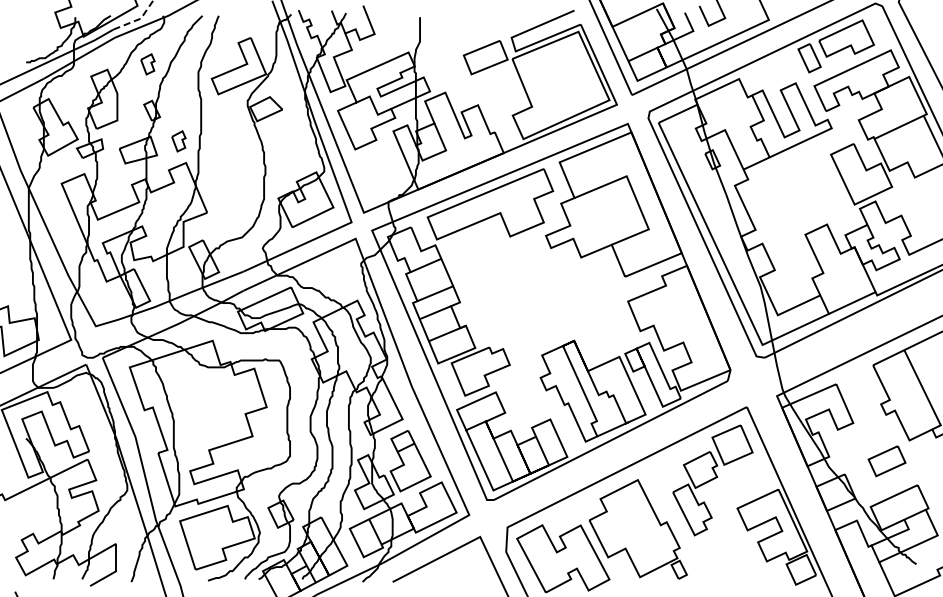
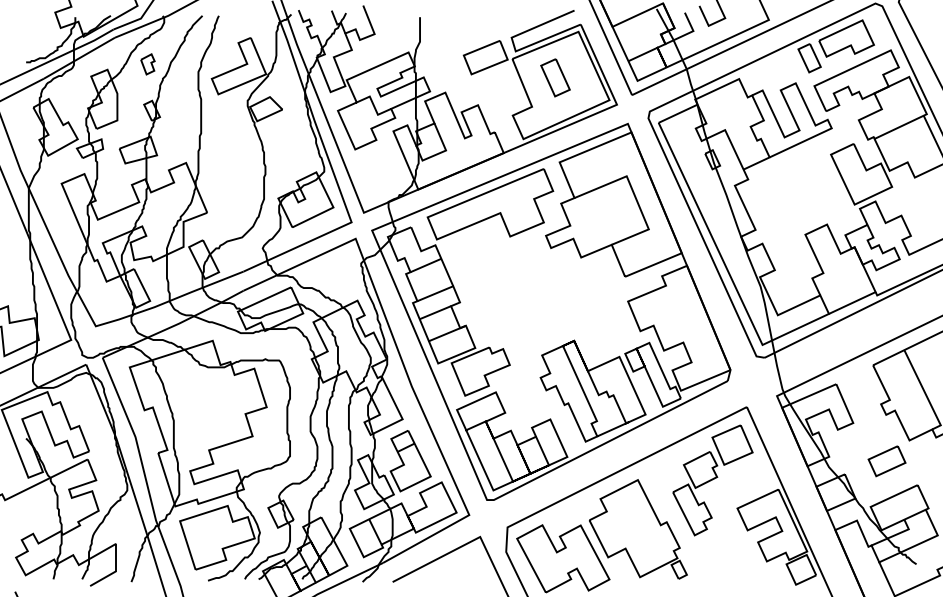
line: dashed -> solid (137, 20)
part: none -> present (555, 77)
part: present -> none (178, 141)
